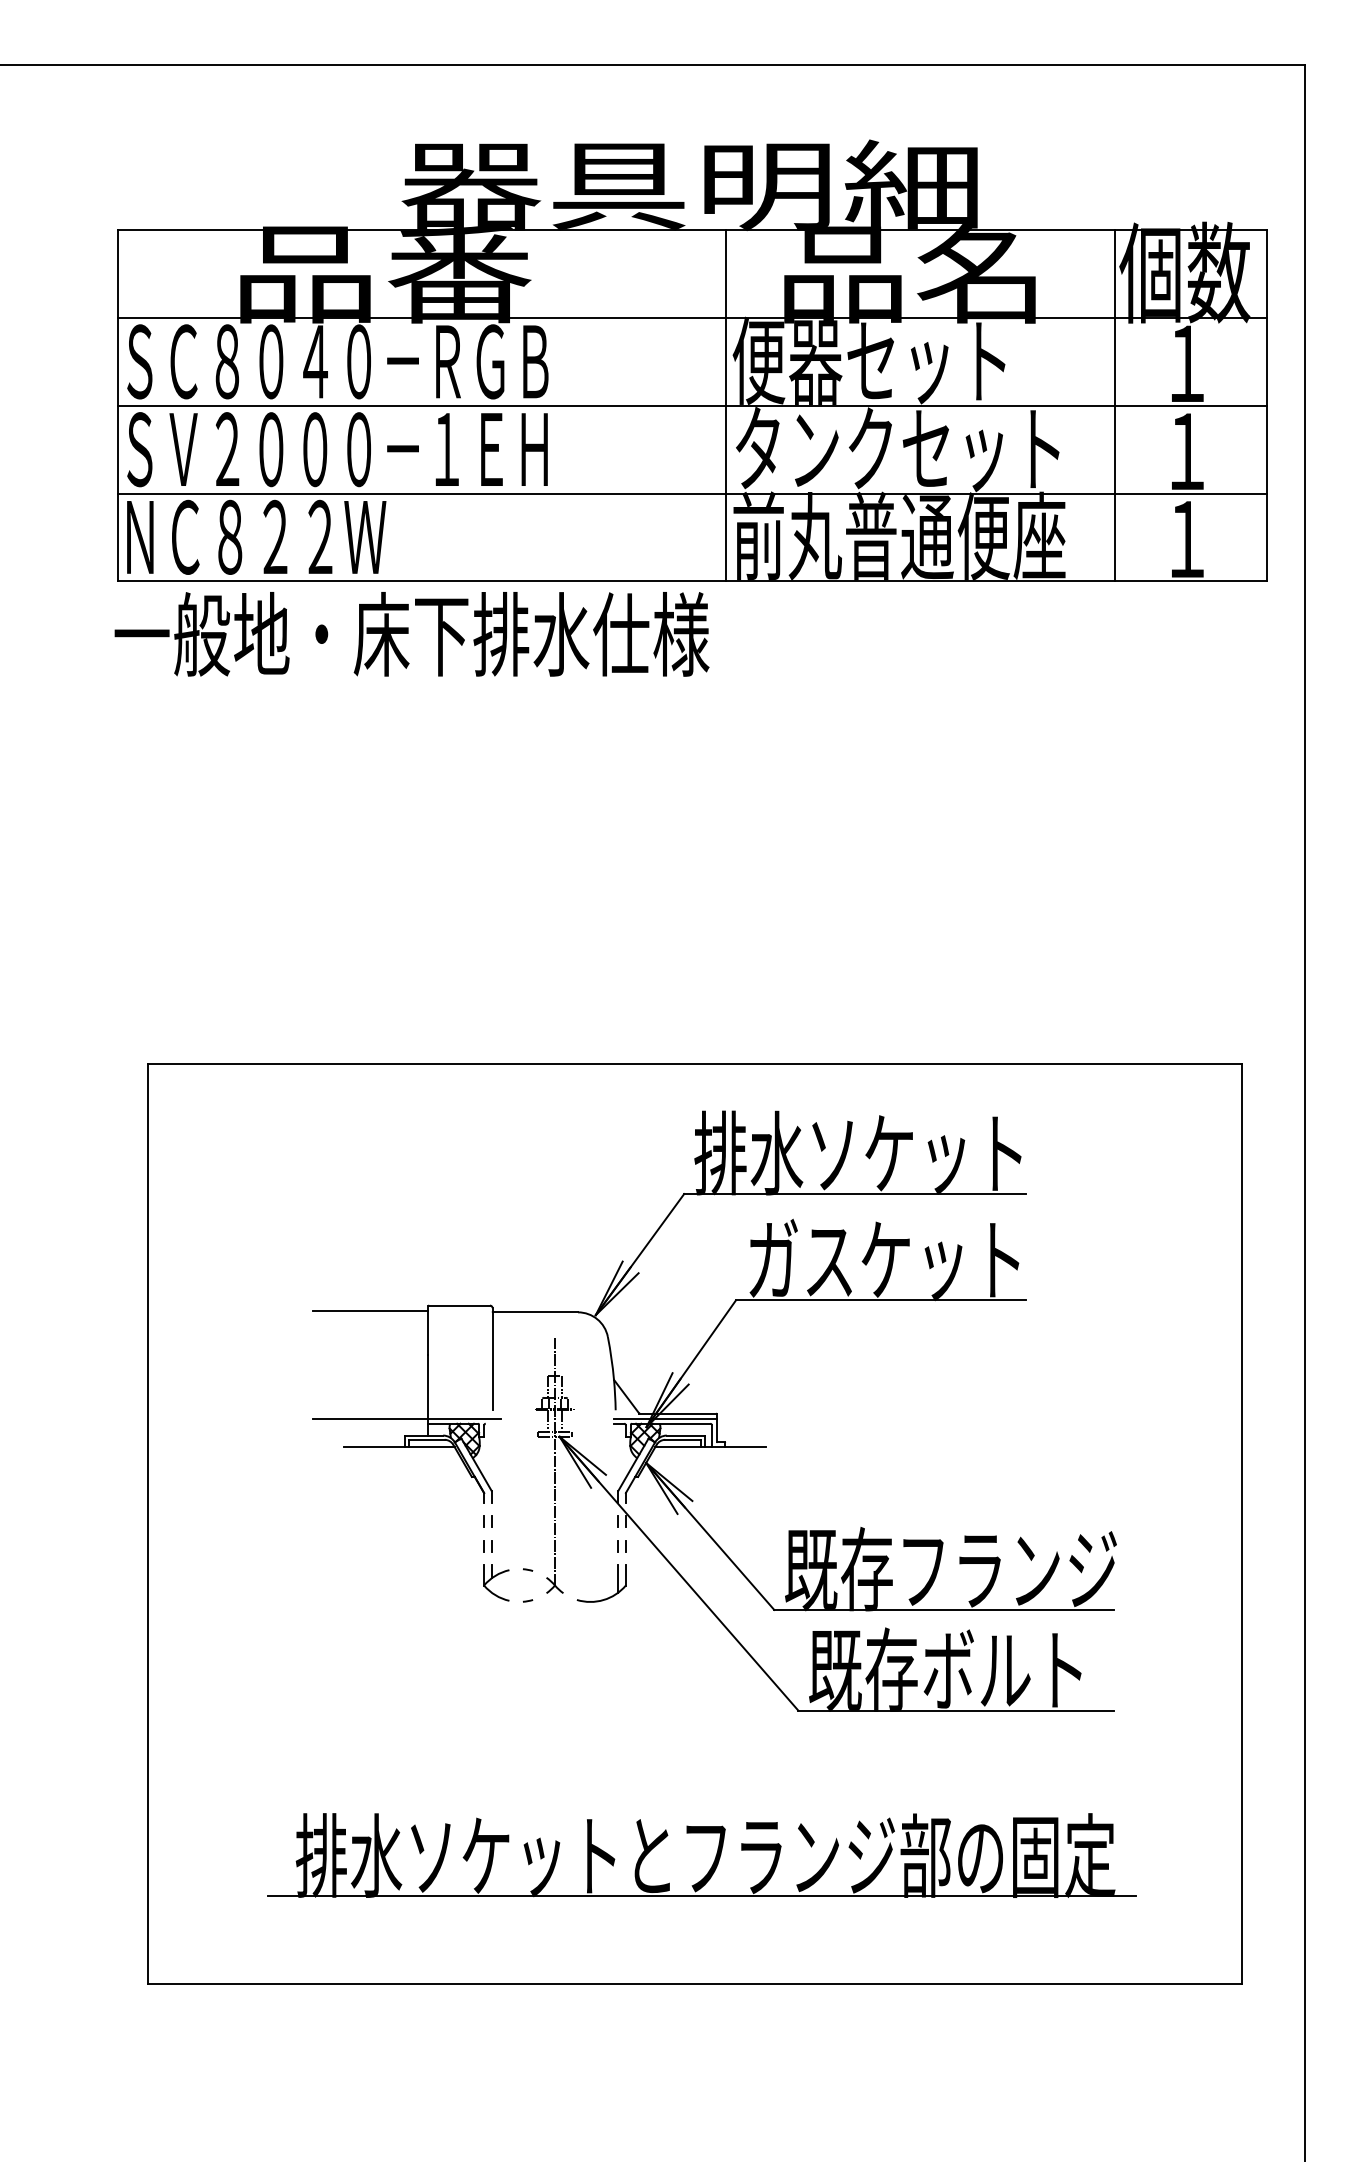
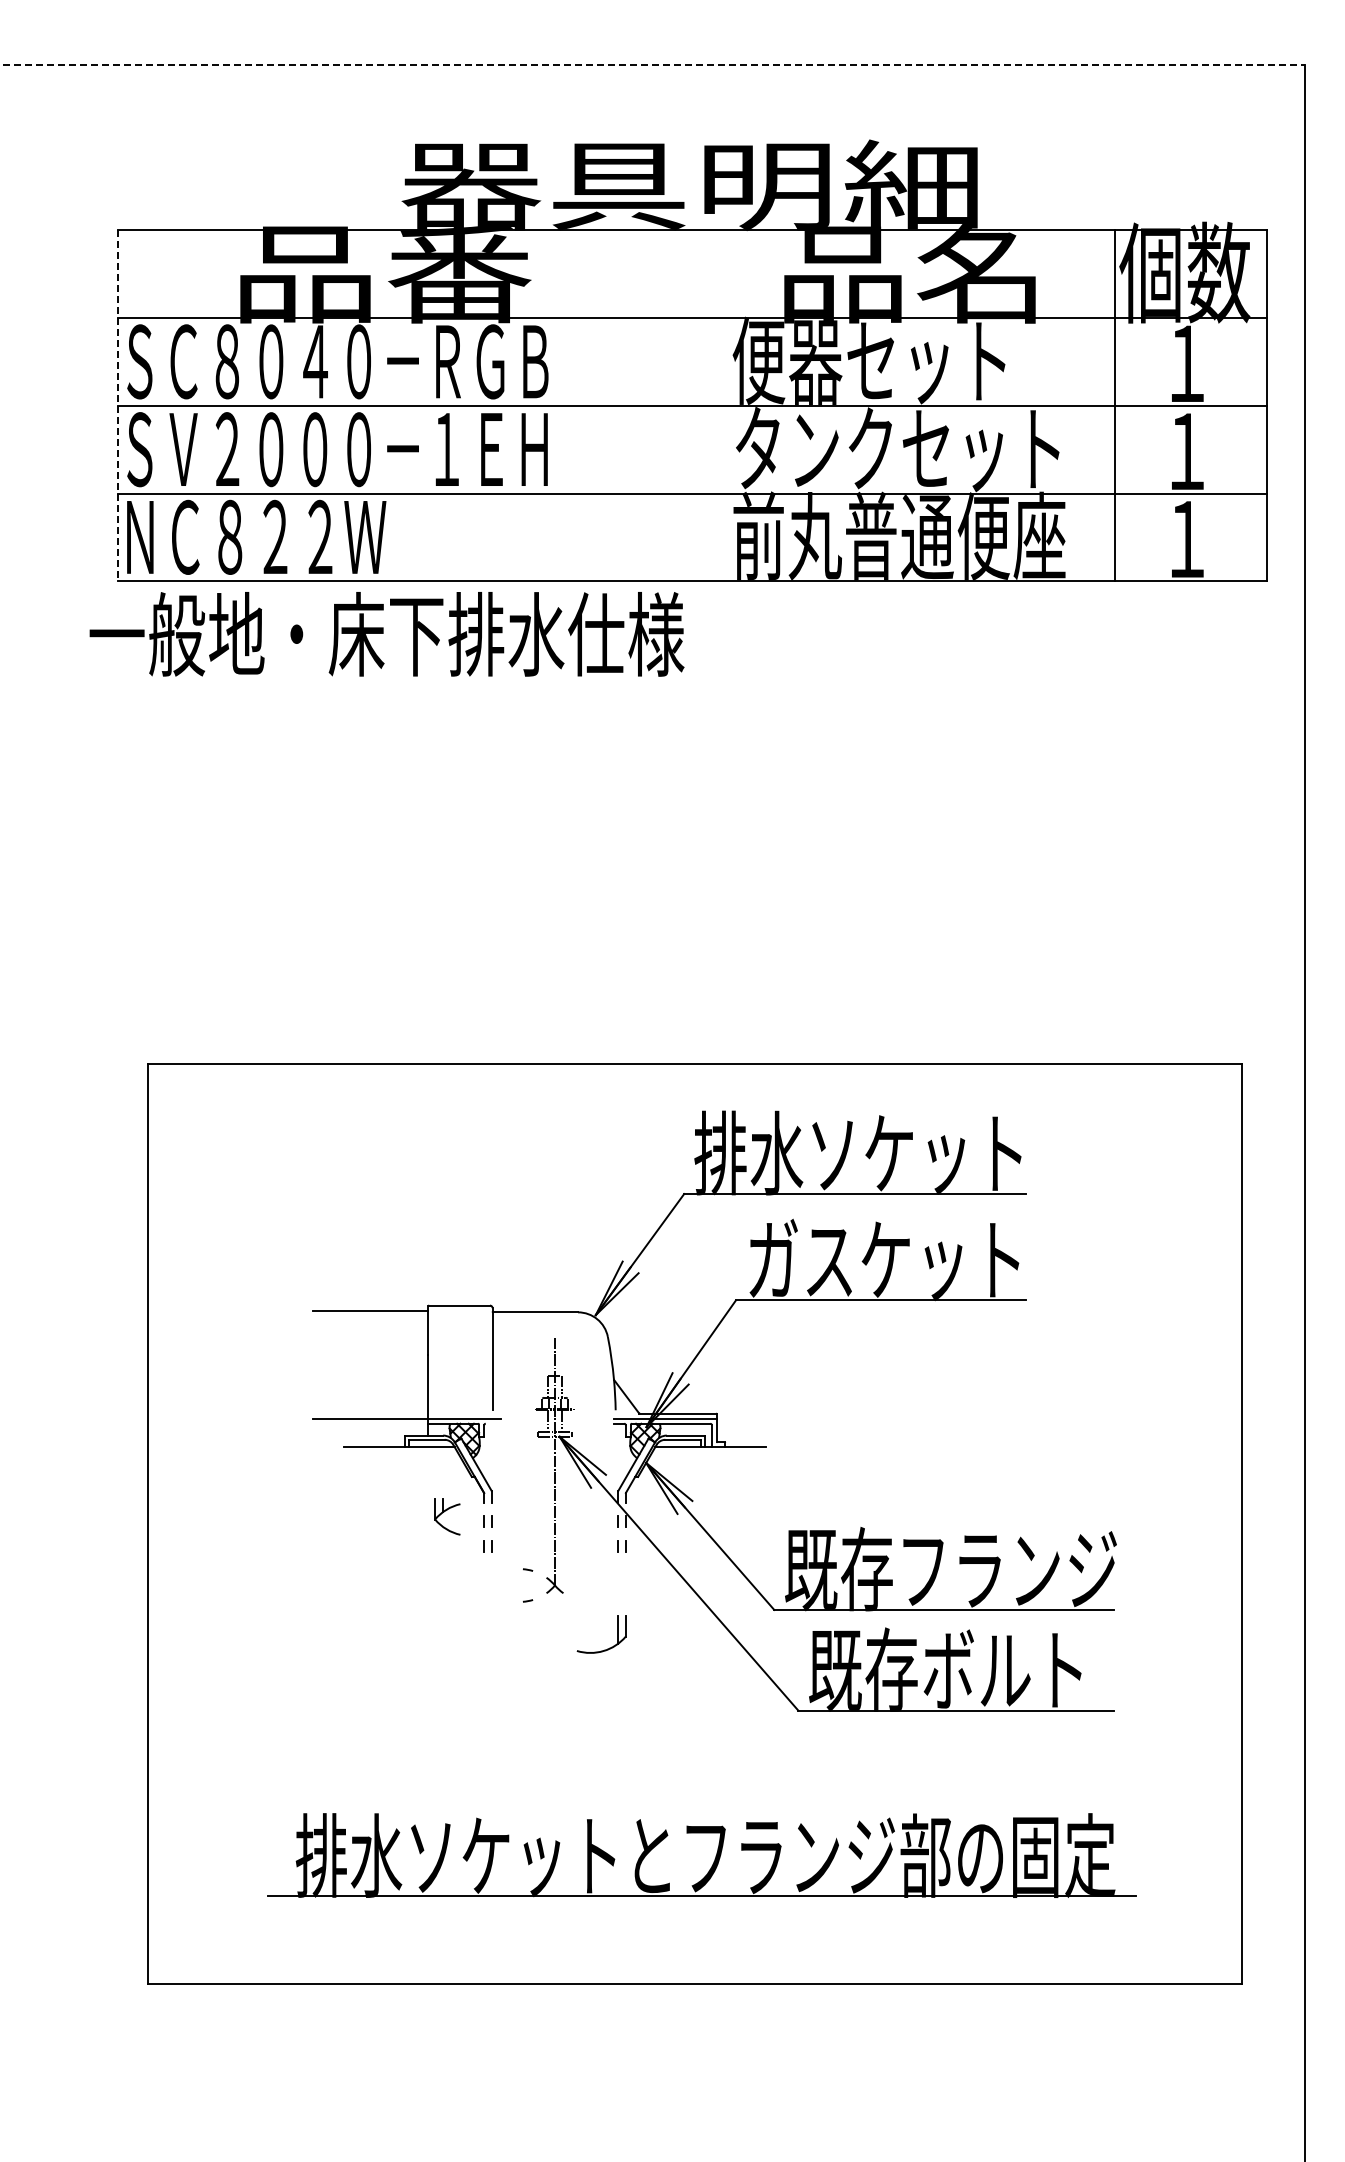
line: solid -> dashed (652, 64)
line: solid -> dashed (117, 405)
line: present -> none (725, 405)
text position: (411, 634) -> (386, 634) (386, 634)
part position: (496, 1582) -> (447, 1516) (447, 1516)
part position: (607, 1597) -> (607, 1648) (607, 1648)
